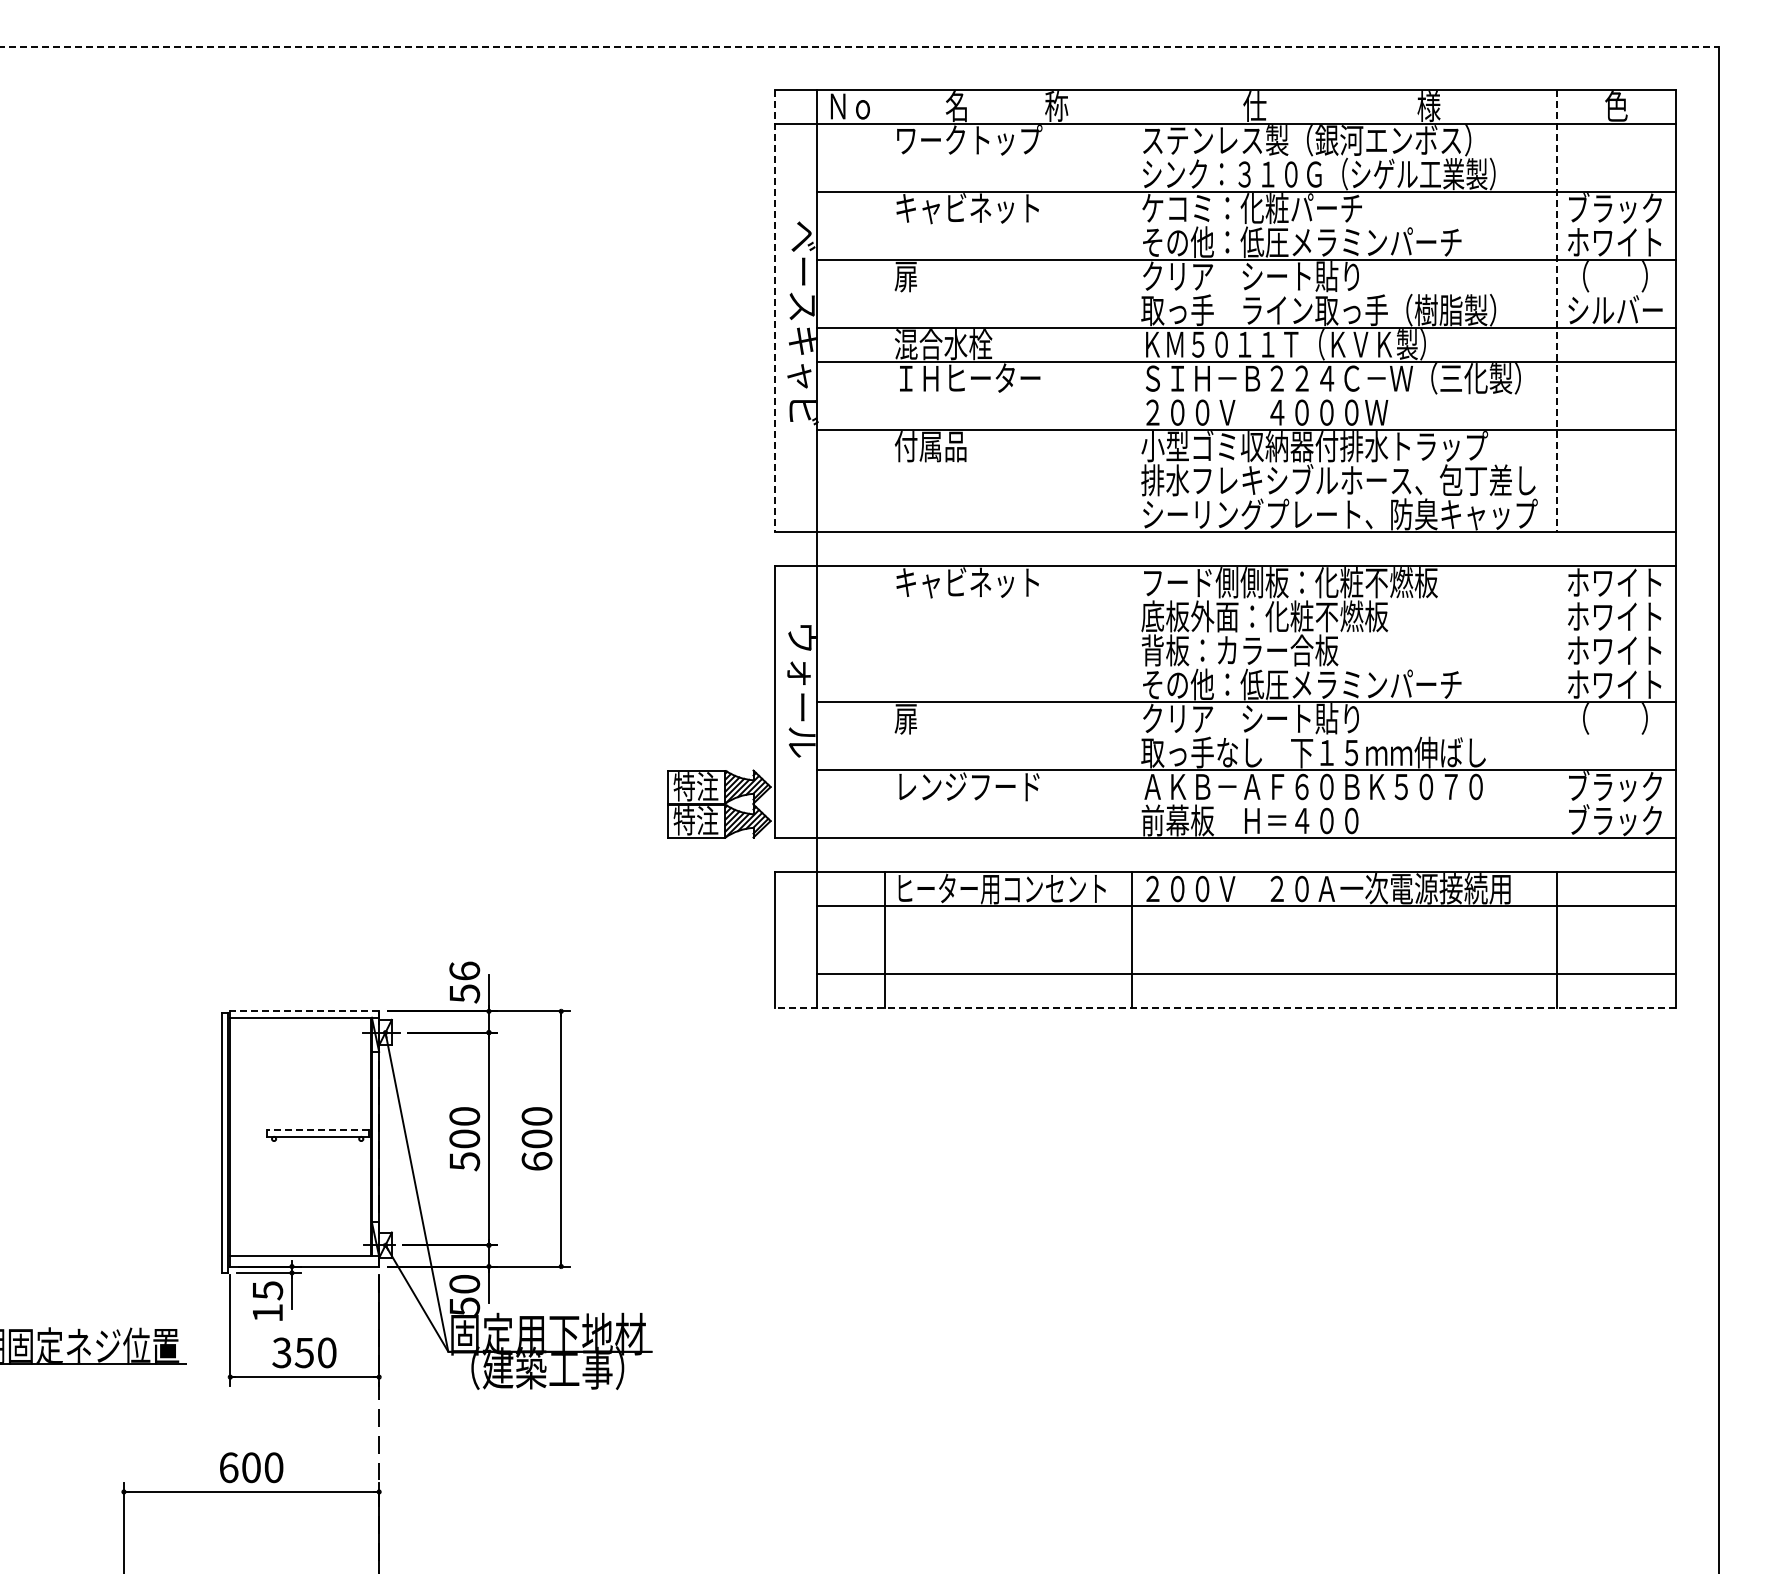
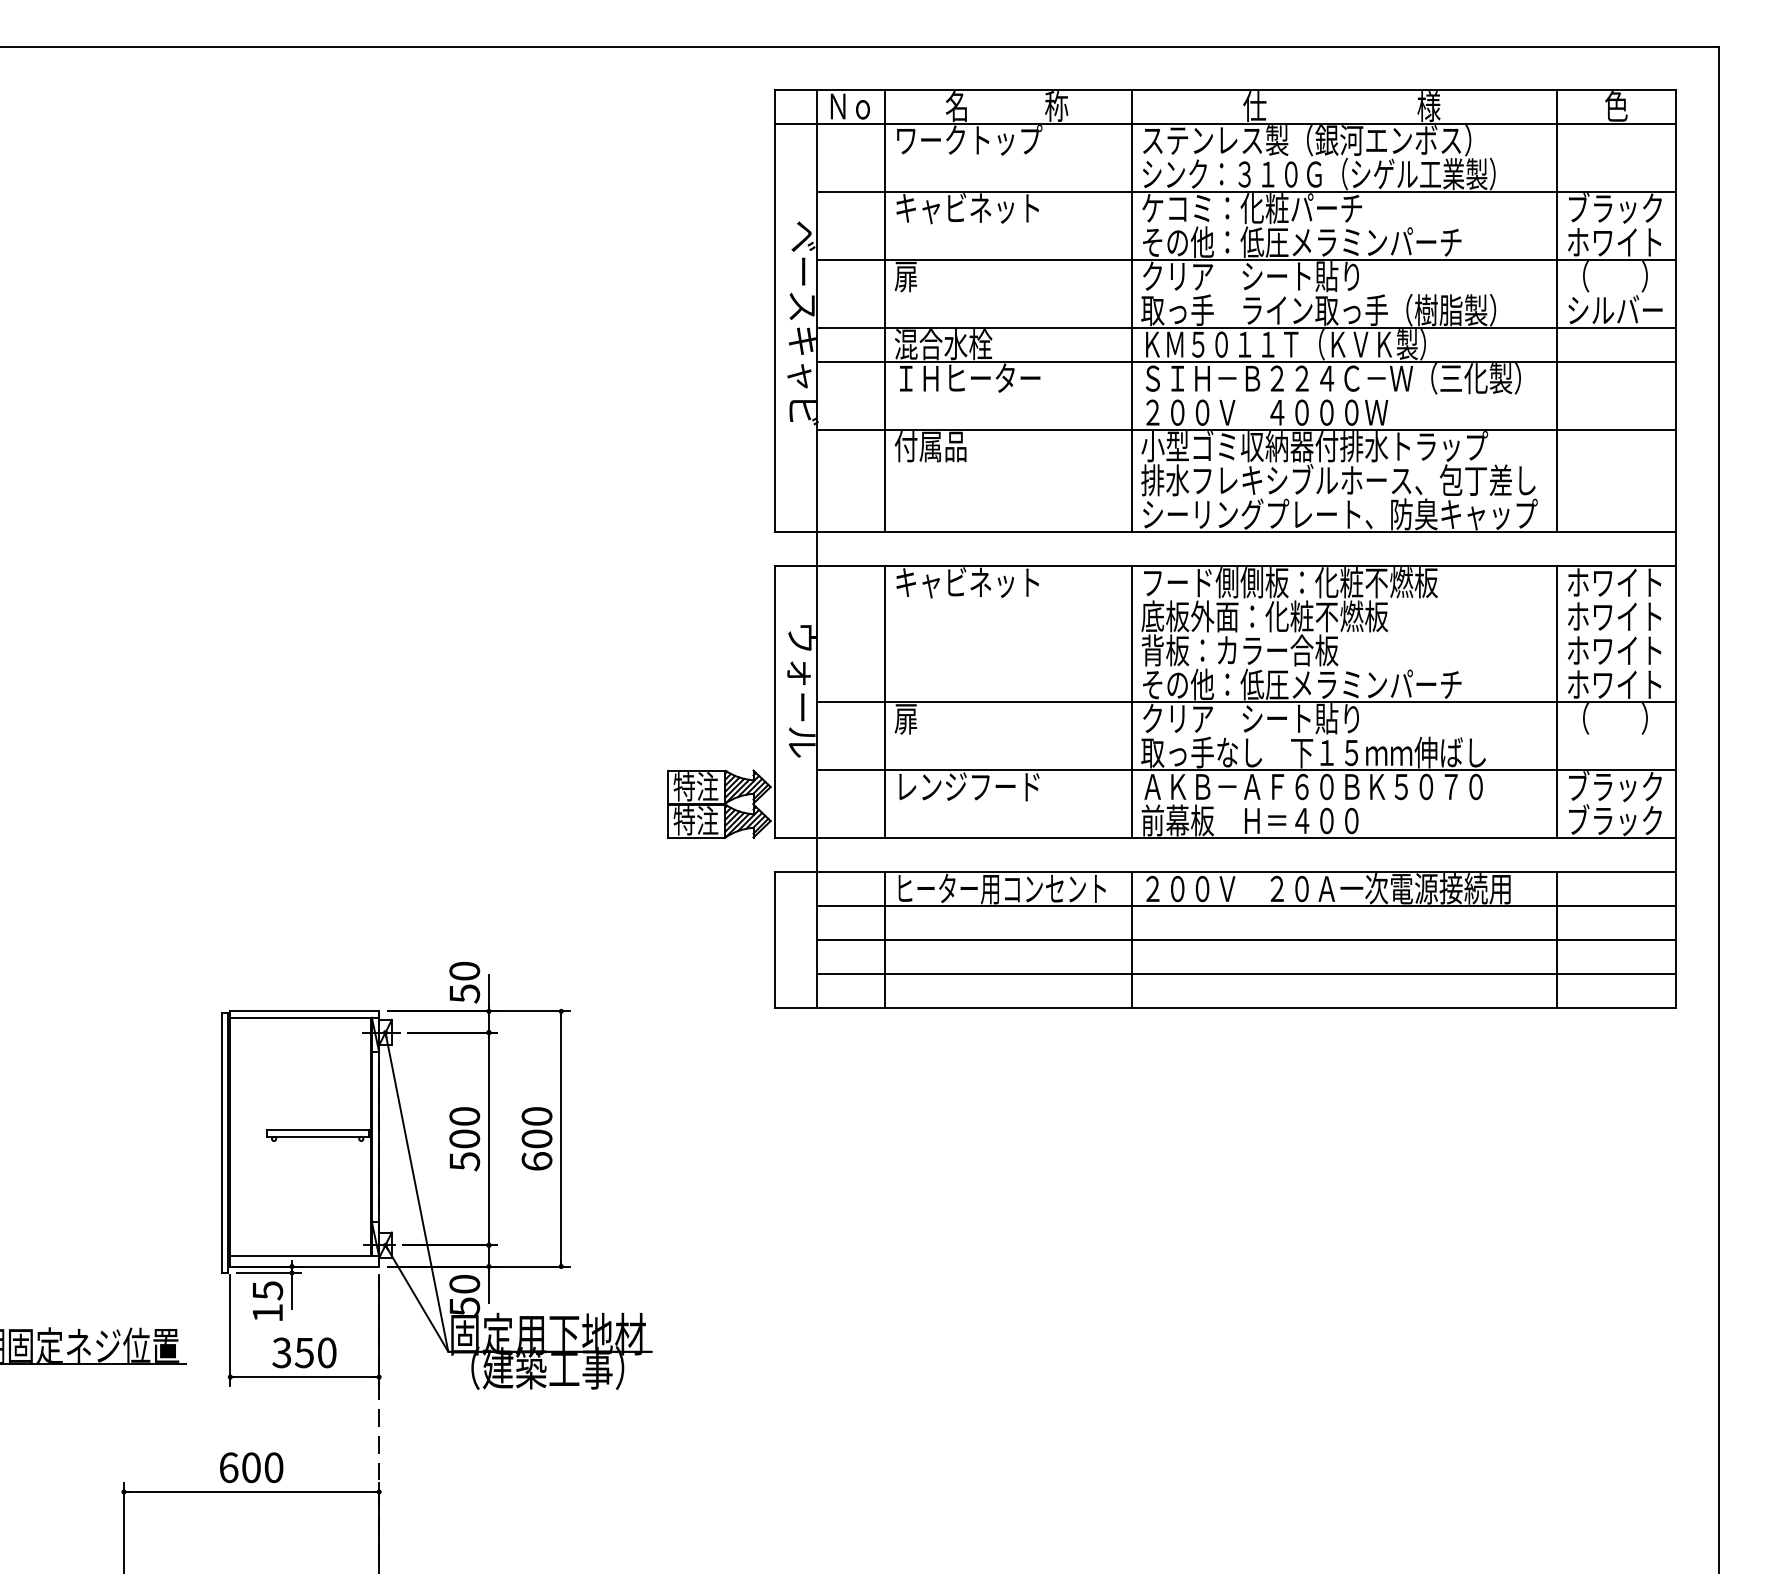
line: dashed -> solid (859, 47)
line: none -> present (885, 310)
line: none -> present (1131, 310)
line: dashed -> solid (774, 311)
line: dashed -> solid (1557, 311)
line: none -> present (885, 701)
line: none -> present (1131, 701)
line: none -> present (1557, 701)
line: none -> present (1246, 940)
text: 56 -> 50 (464, 970)
line: dashed -> solid (1225, 1008)
line: dashed -> solid (304, 1011)
line: dashed -> solid (317, 1130)
